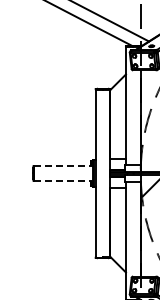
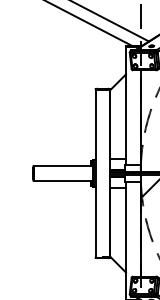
line: dashed -> solid (63, 166)
line: dashed -> solid (63, 180)
